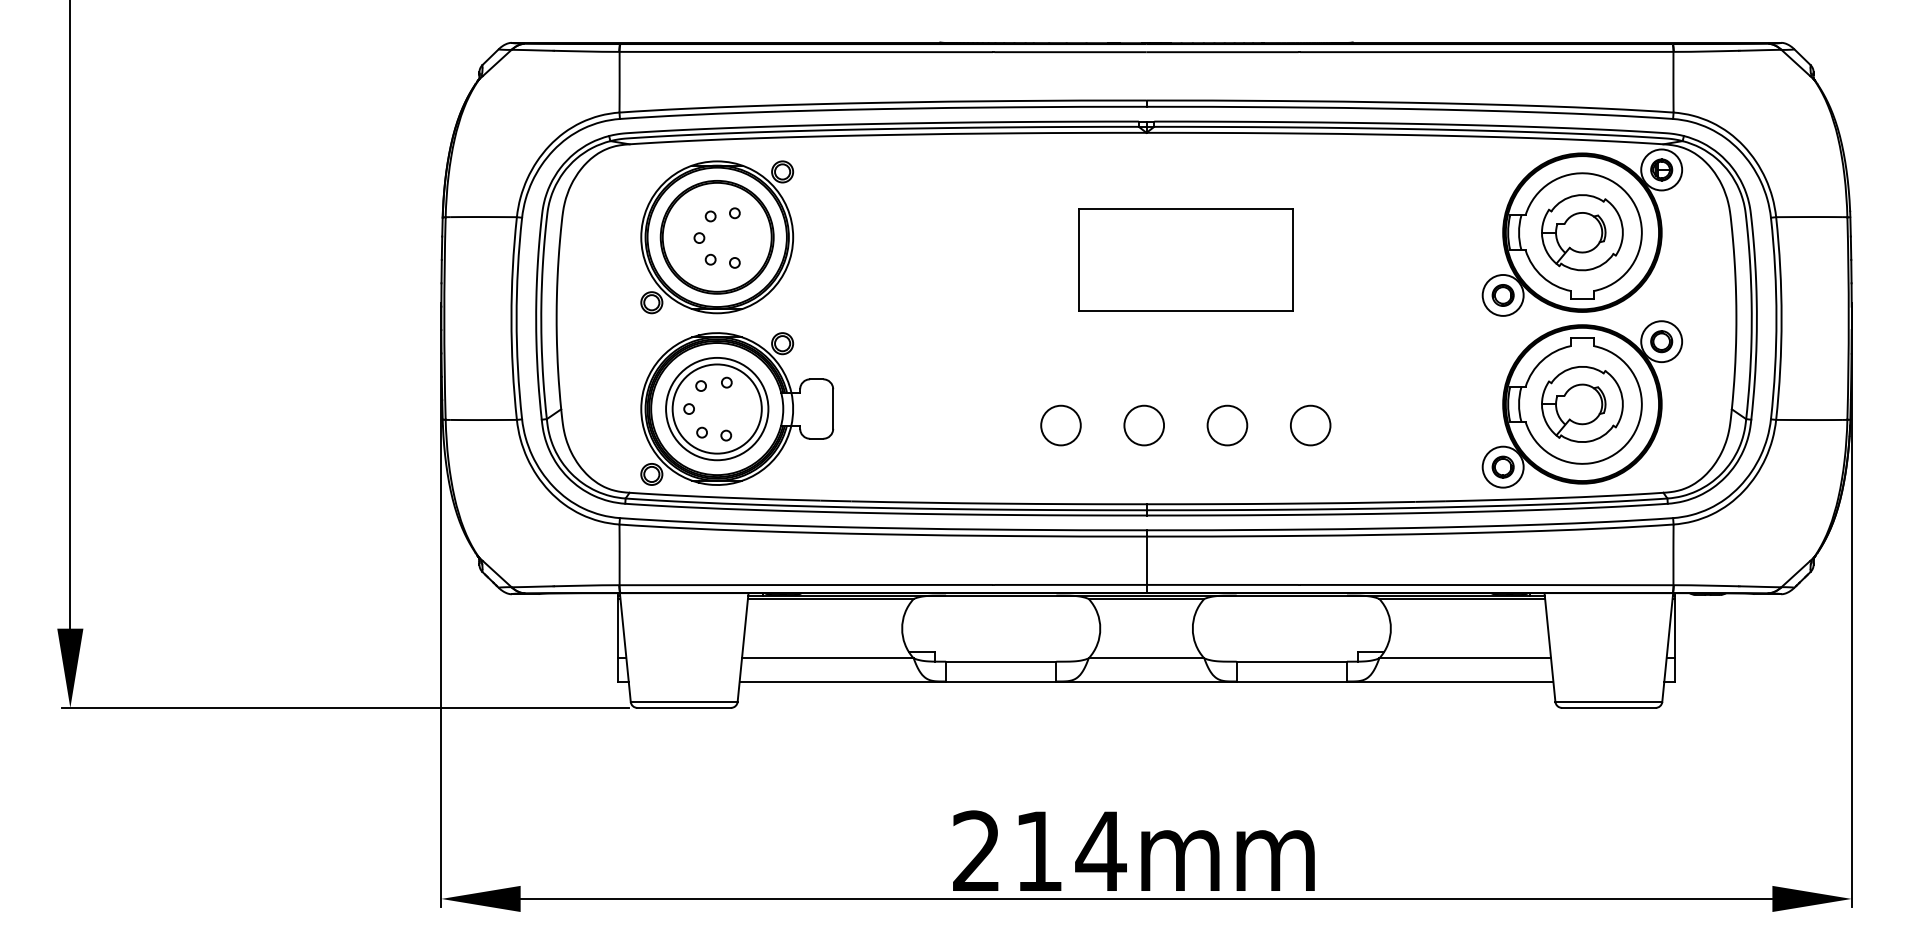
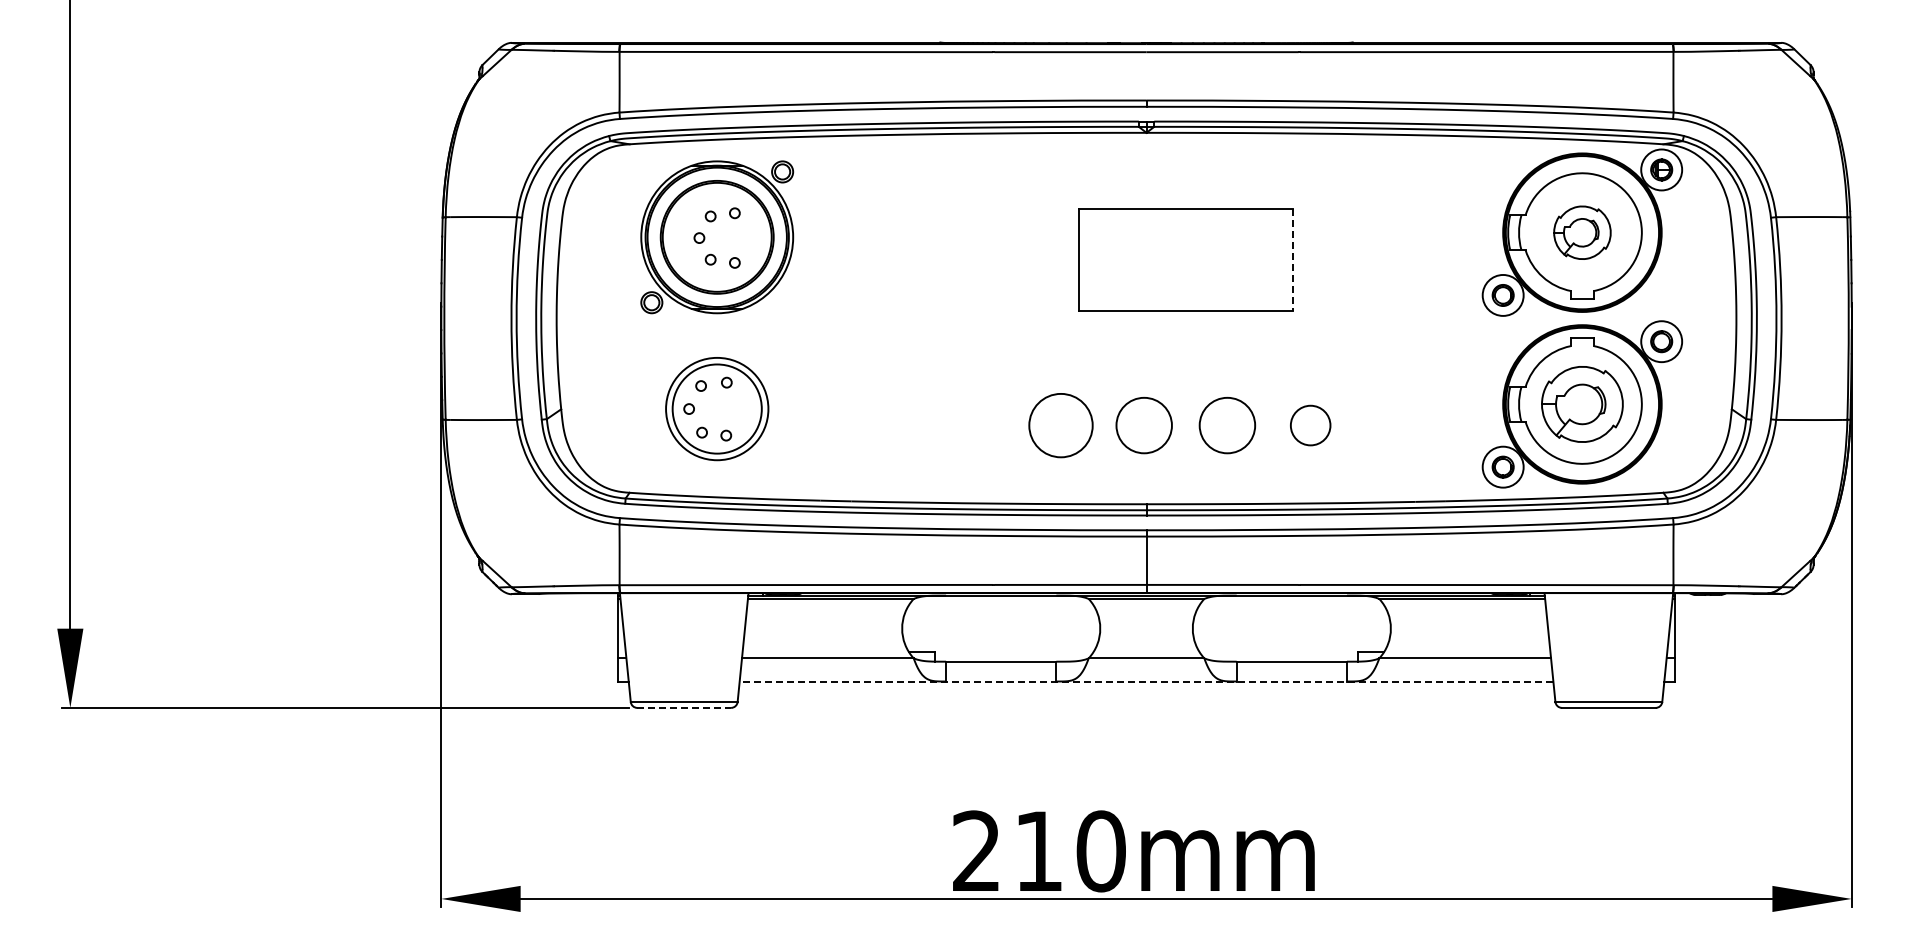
part size: 83x78 px -> 59x55 px (1582, 232)
line: solid -> dashed (1293, 260)
part: present -> none (737, 408)
circle size: 42x43 px -> 66x66 px (1060, 425)
circle diameter: 40 px -> 55 px (1143, 425)
circle diameter: 40 px -> 55 px (1227, 425)
line: solid -> dashed (1146, 681)
line: solid -> dashed (684, 707)
text: 214mm -> 210mm (1100, 851)
